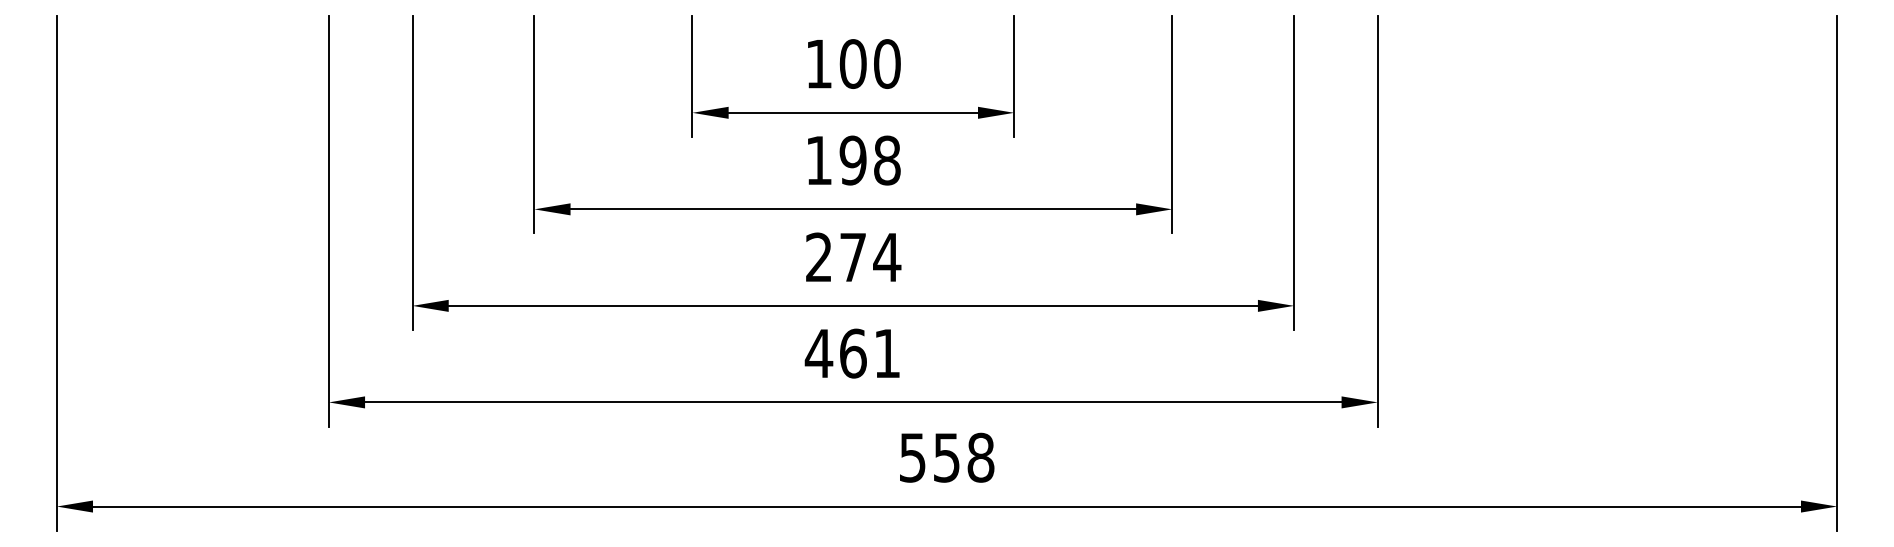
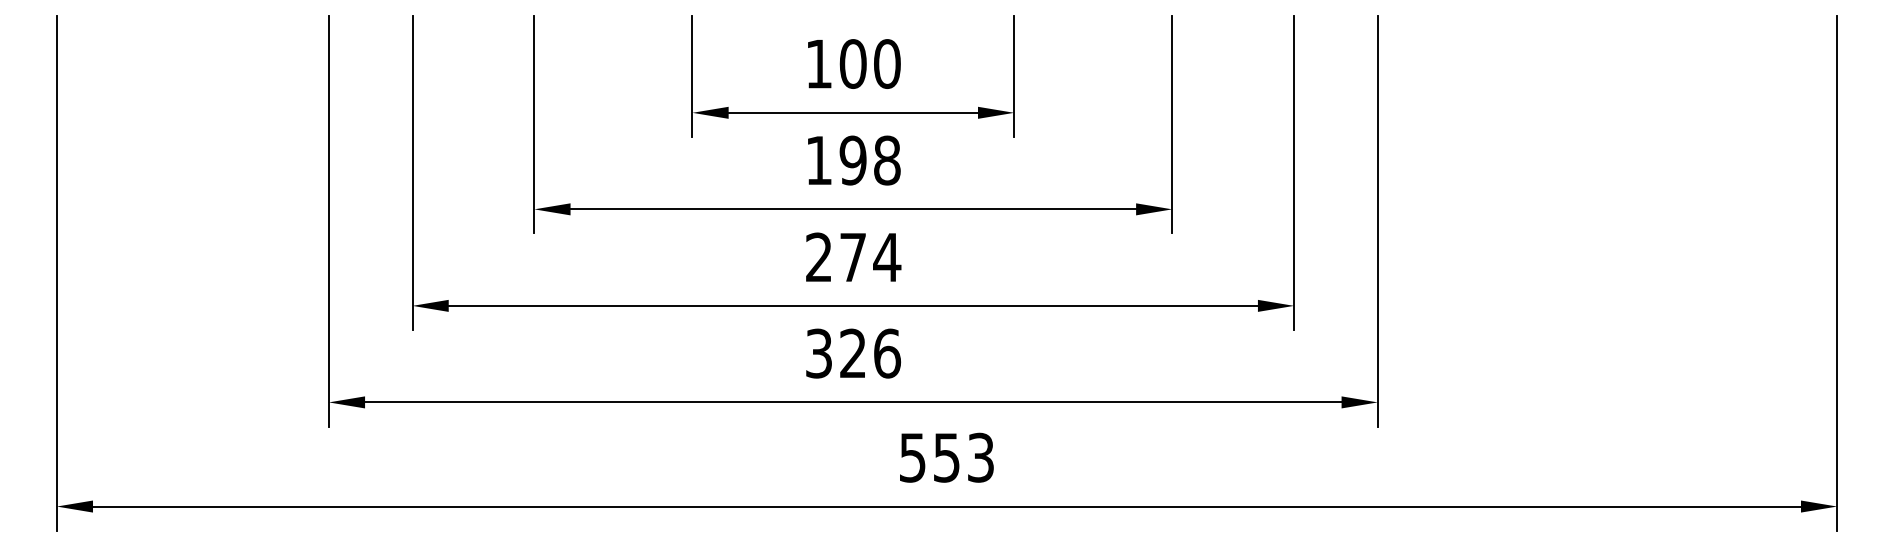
text: 461 -> 326 (852, 353)
text: 558 -> 553 (980, 457)
